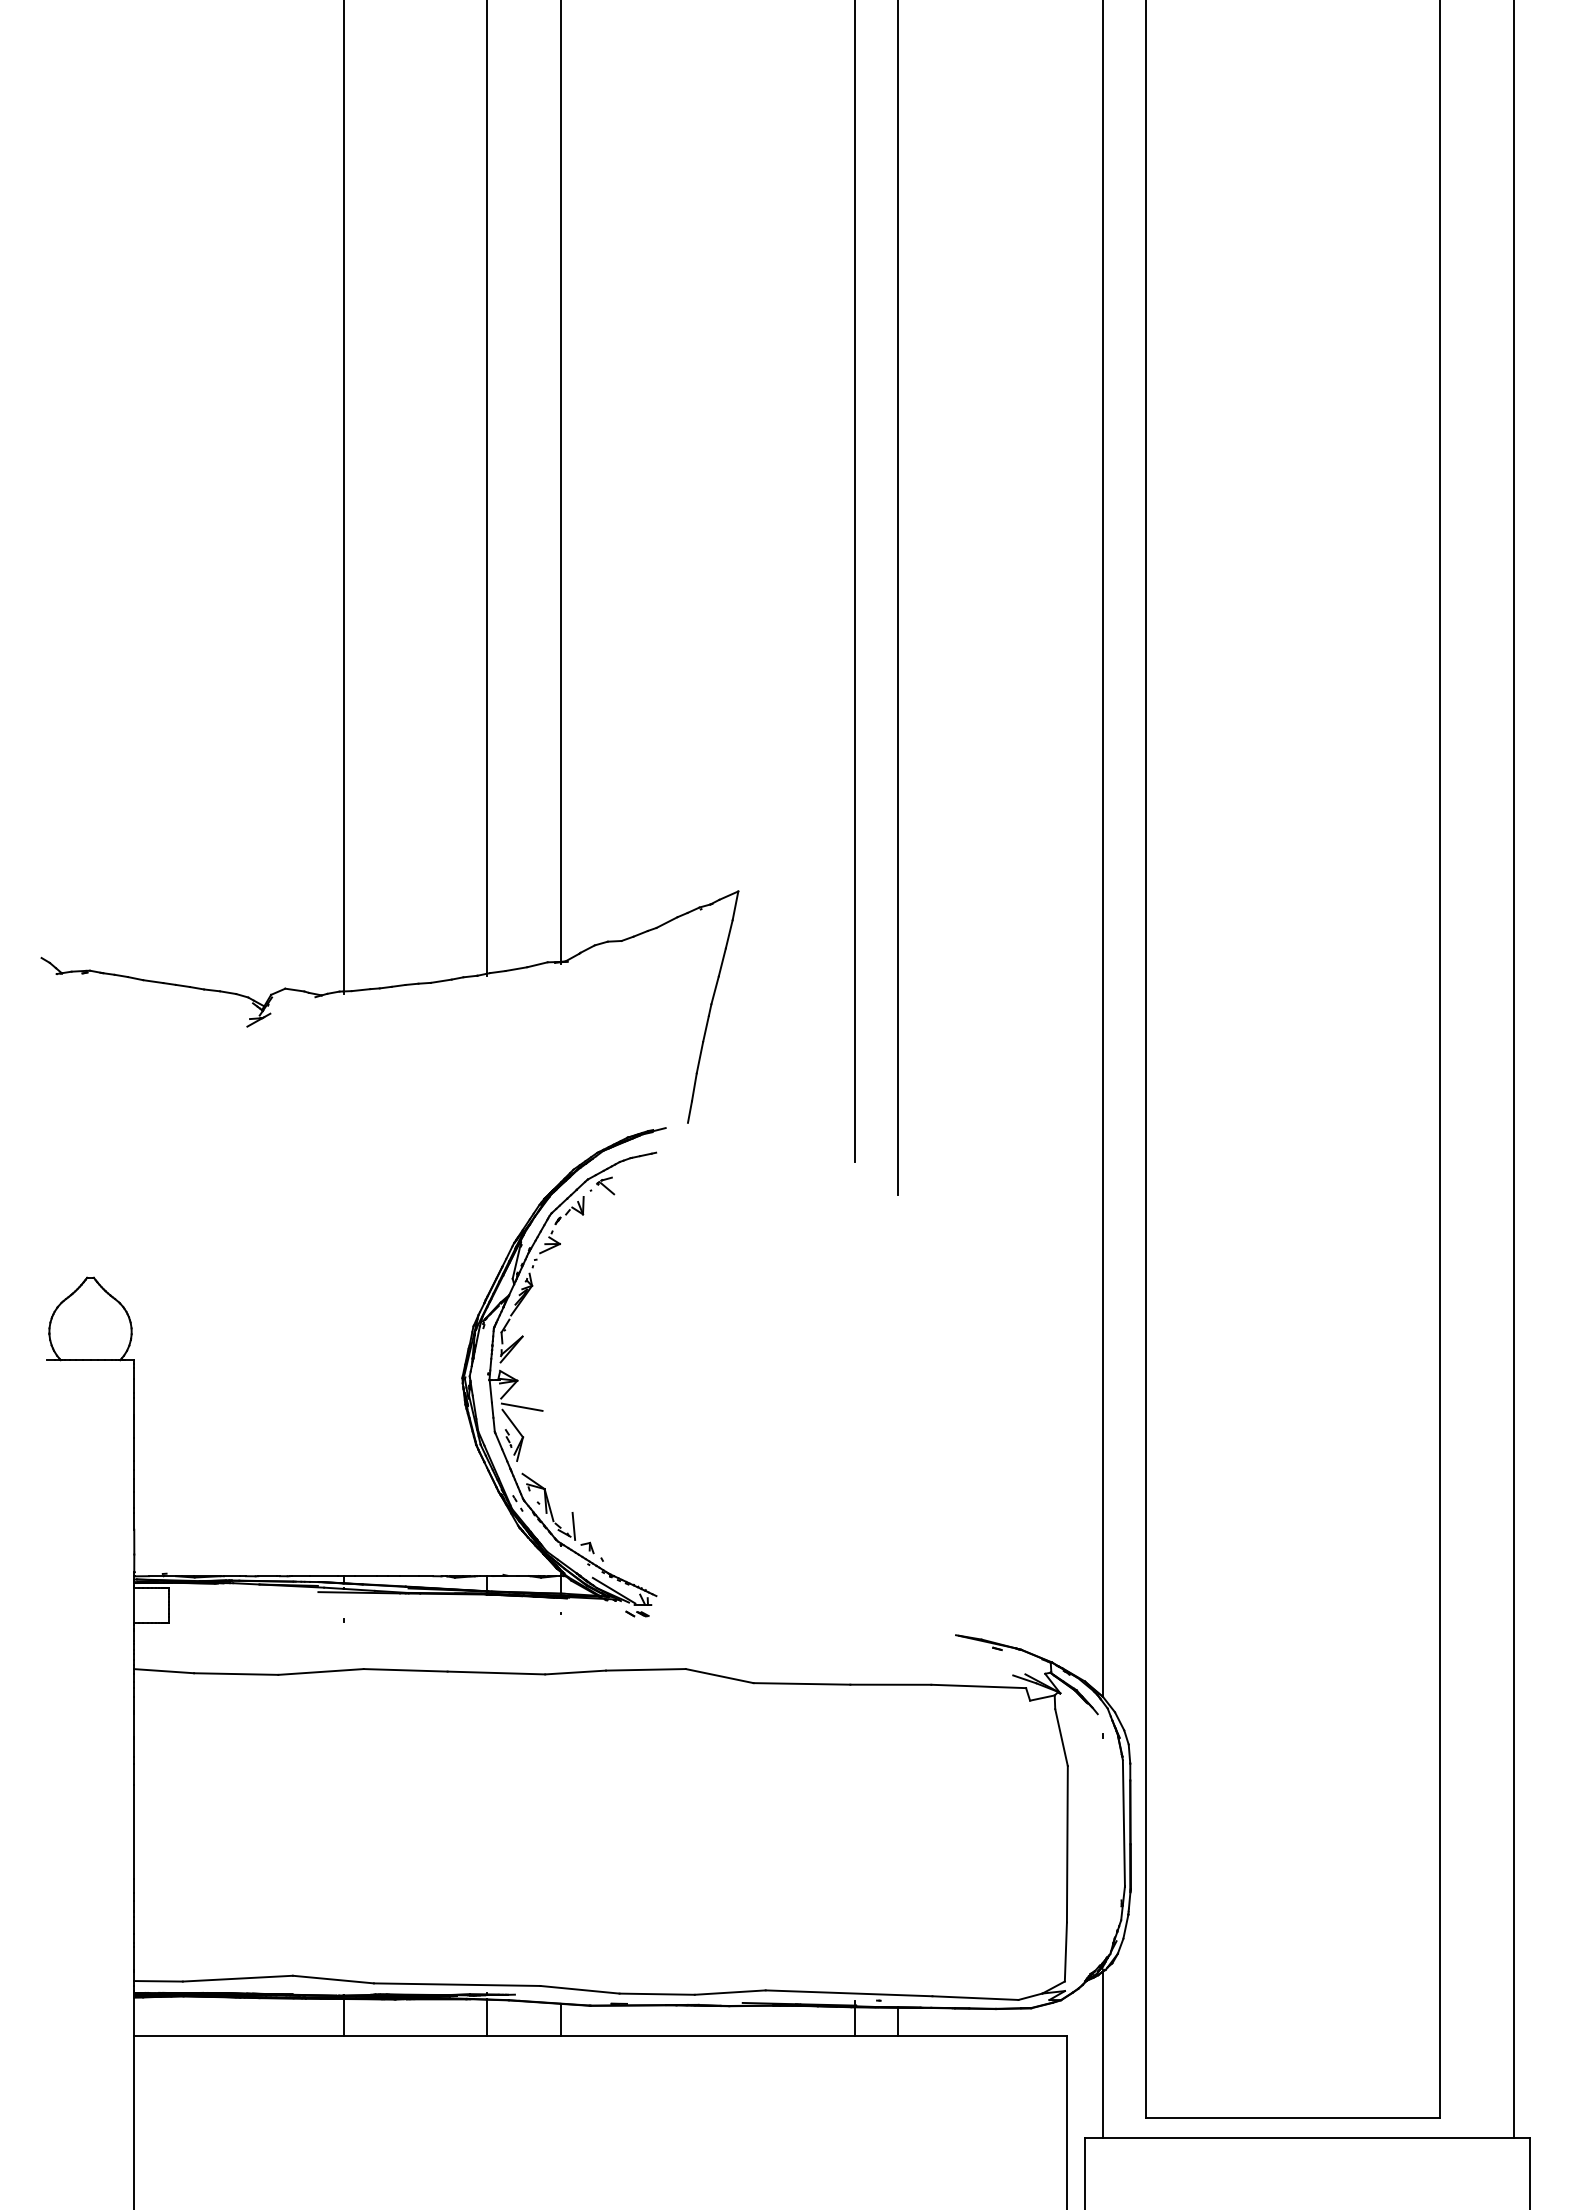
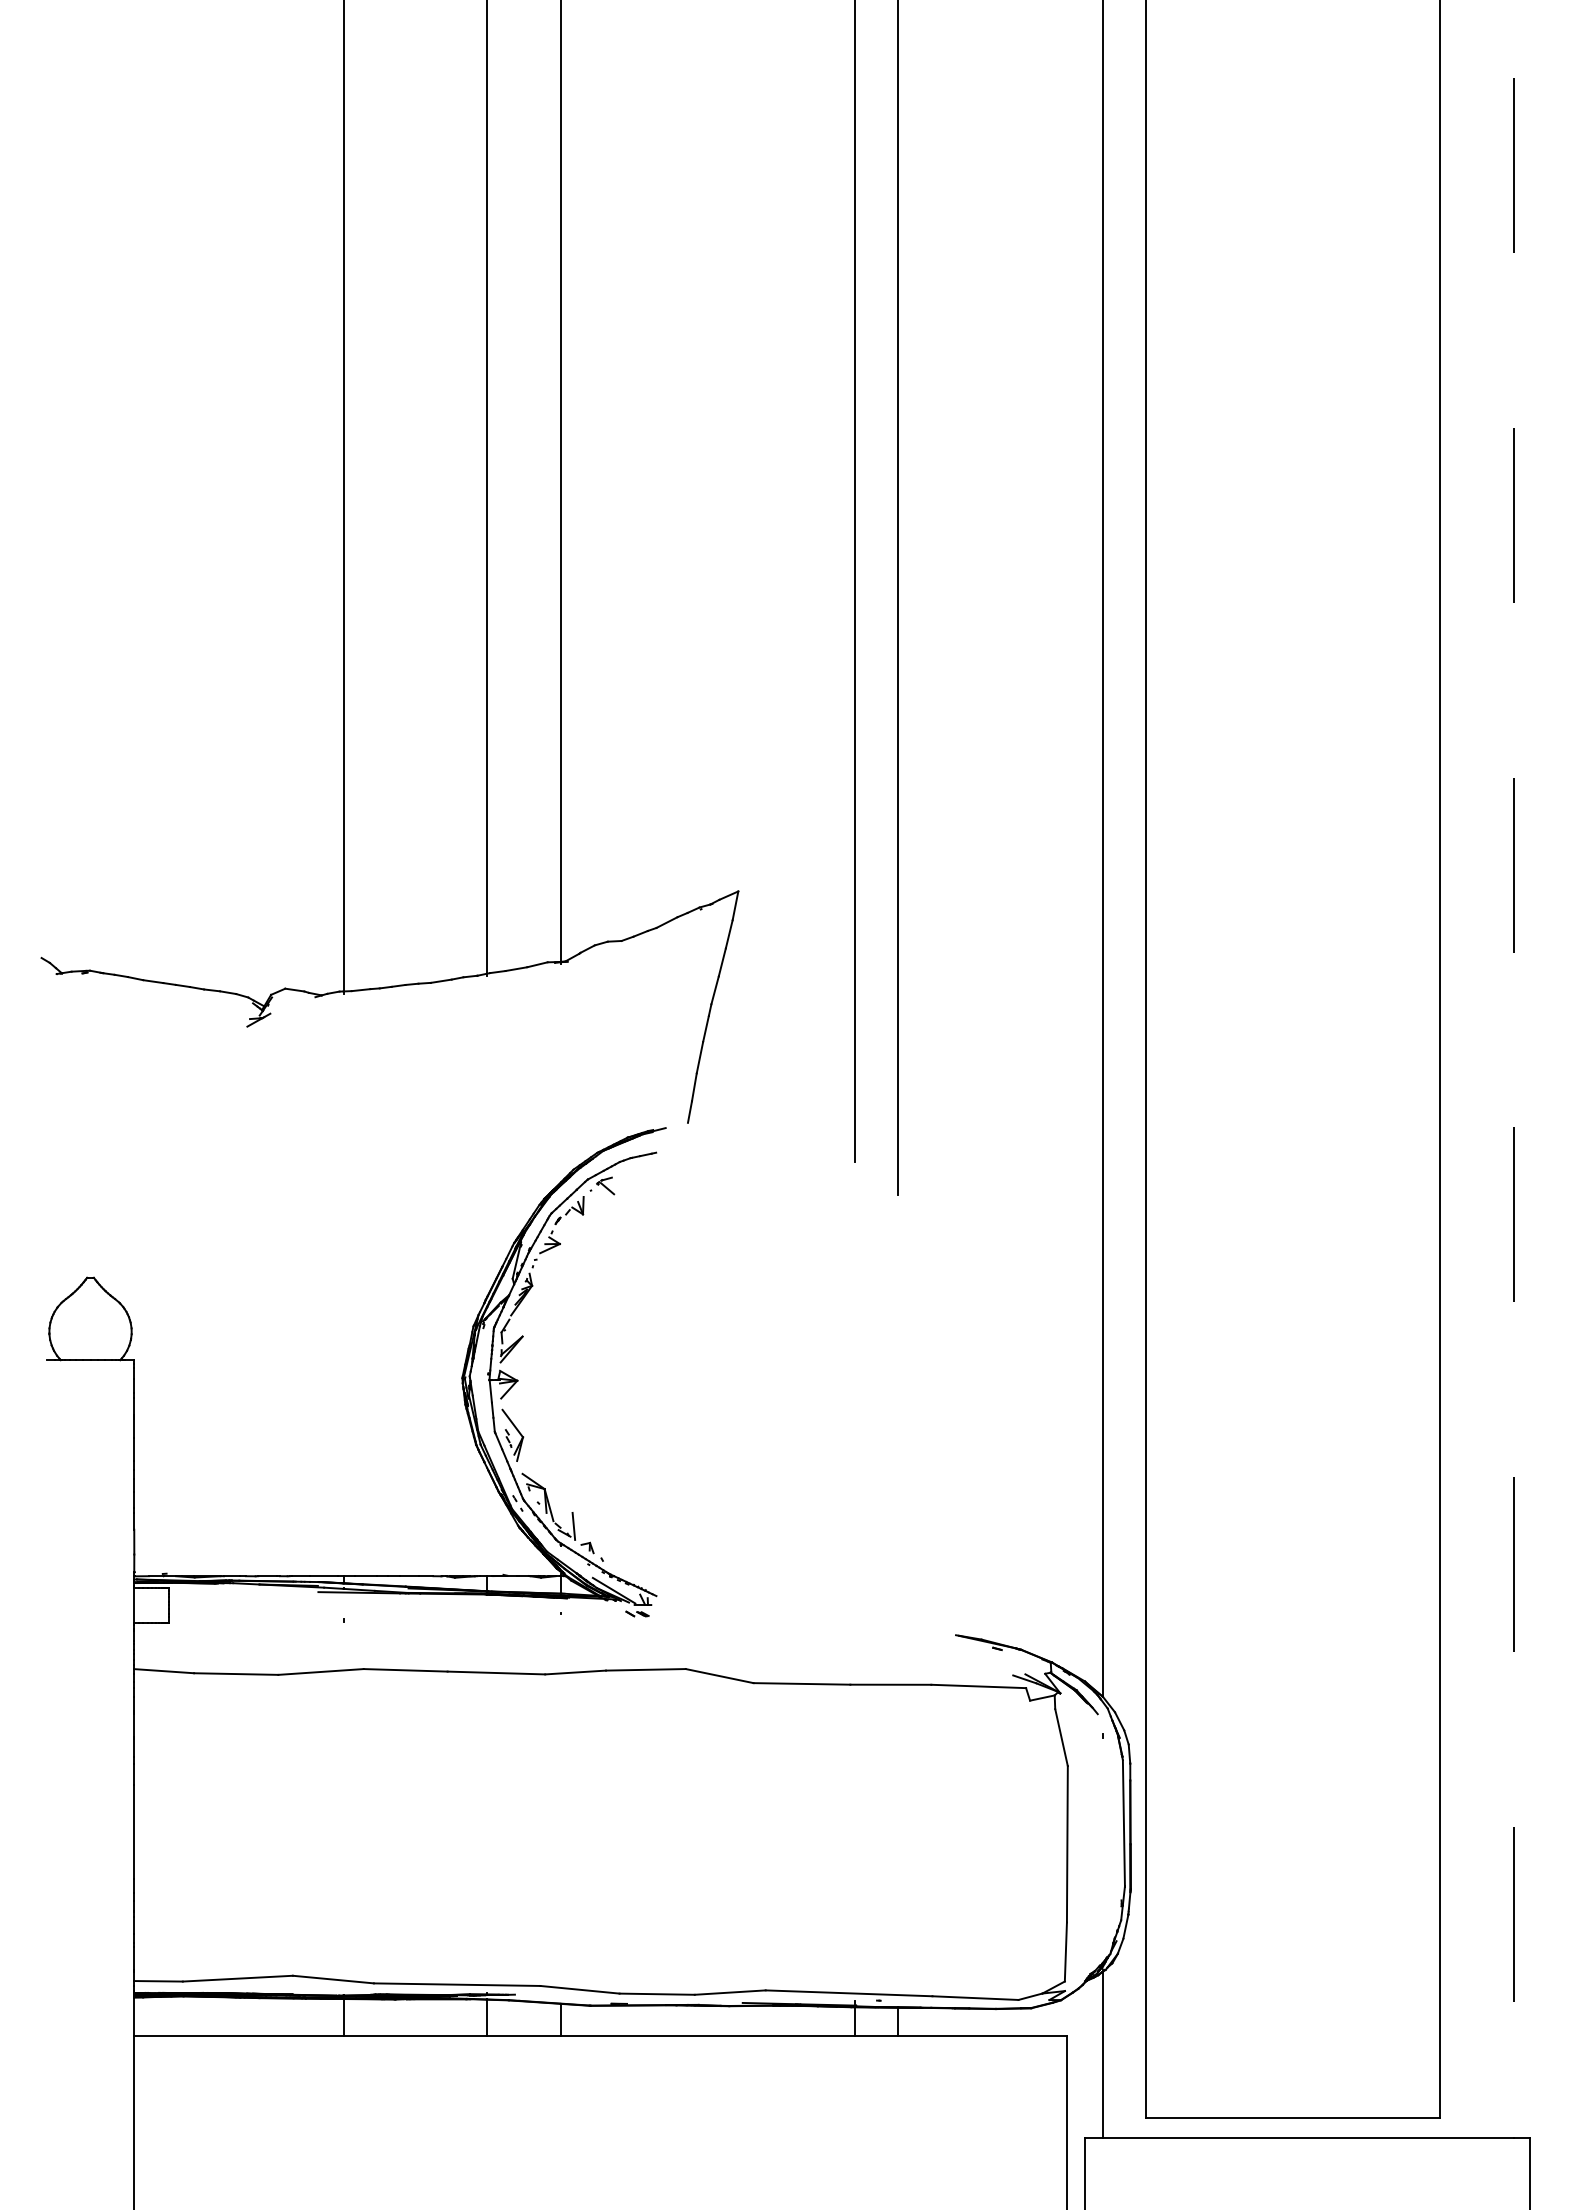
line: solid -> dashed (1513, 1069)
line: present -> none (521, 1406)
